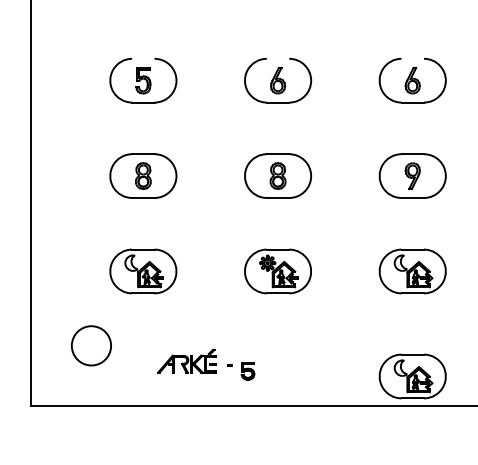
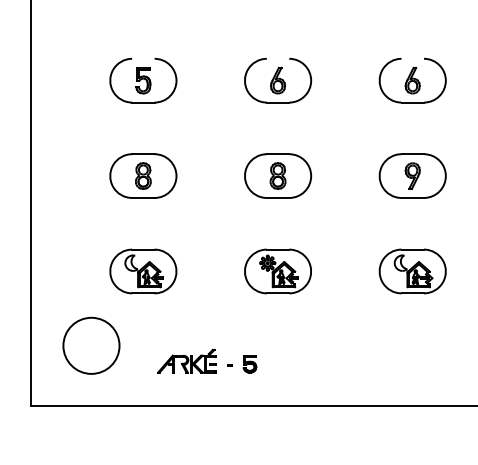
circle diameter: 39 px -> 56 px (91, 345)
part position: (247, 371) -> (249, 364) (249, 364)
part: present -> none (412, 376)
